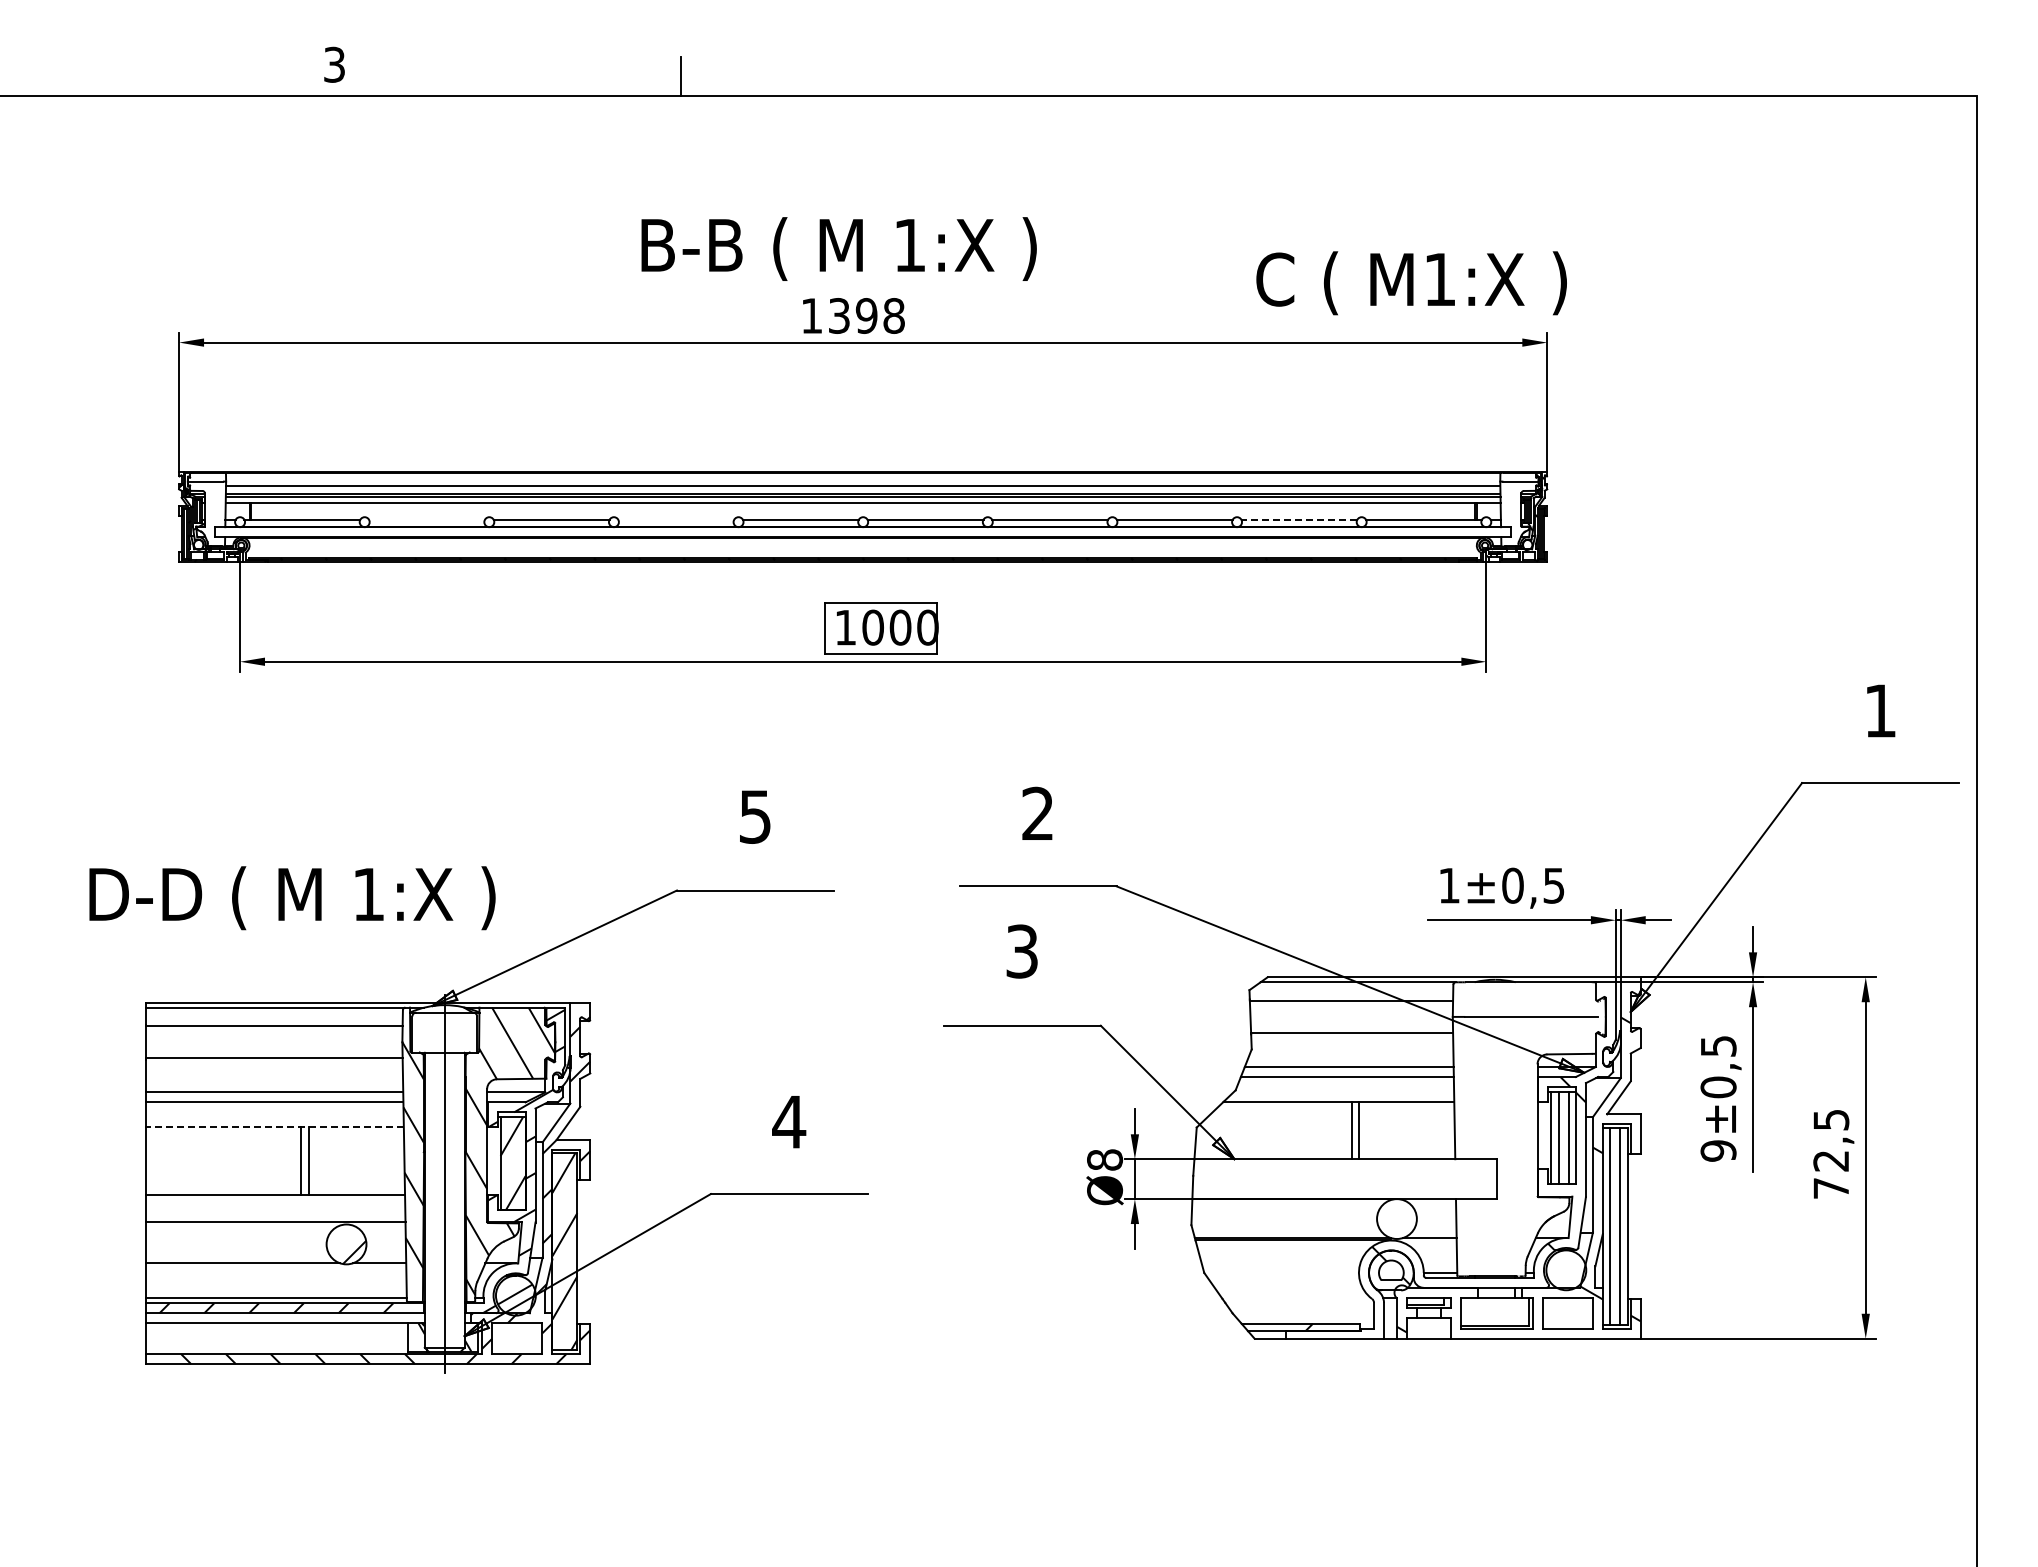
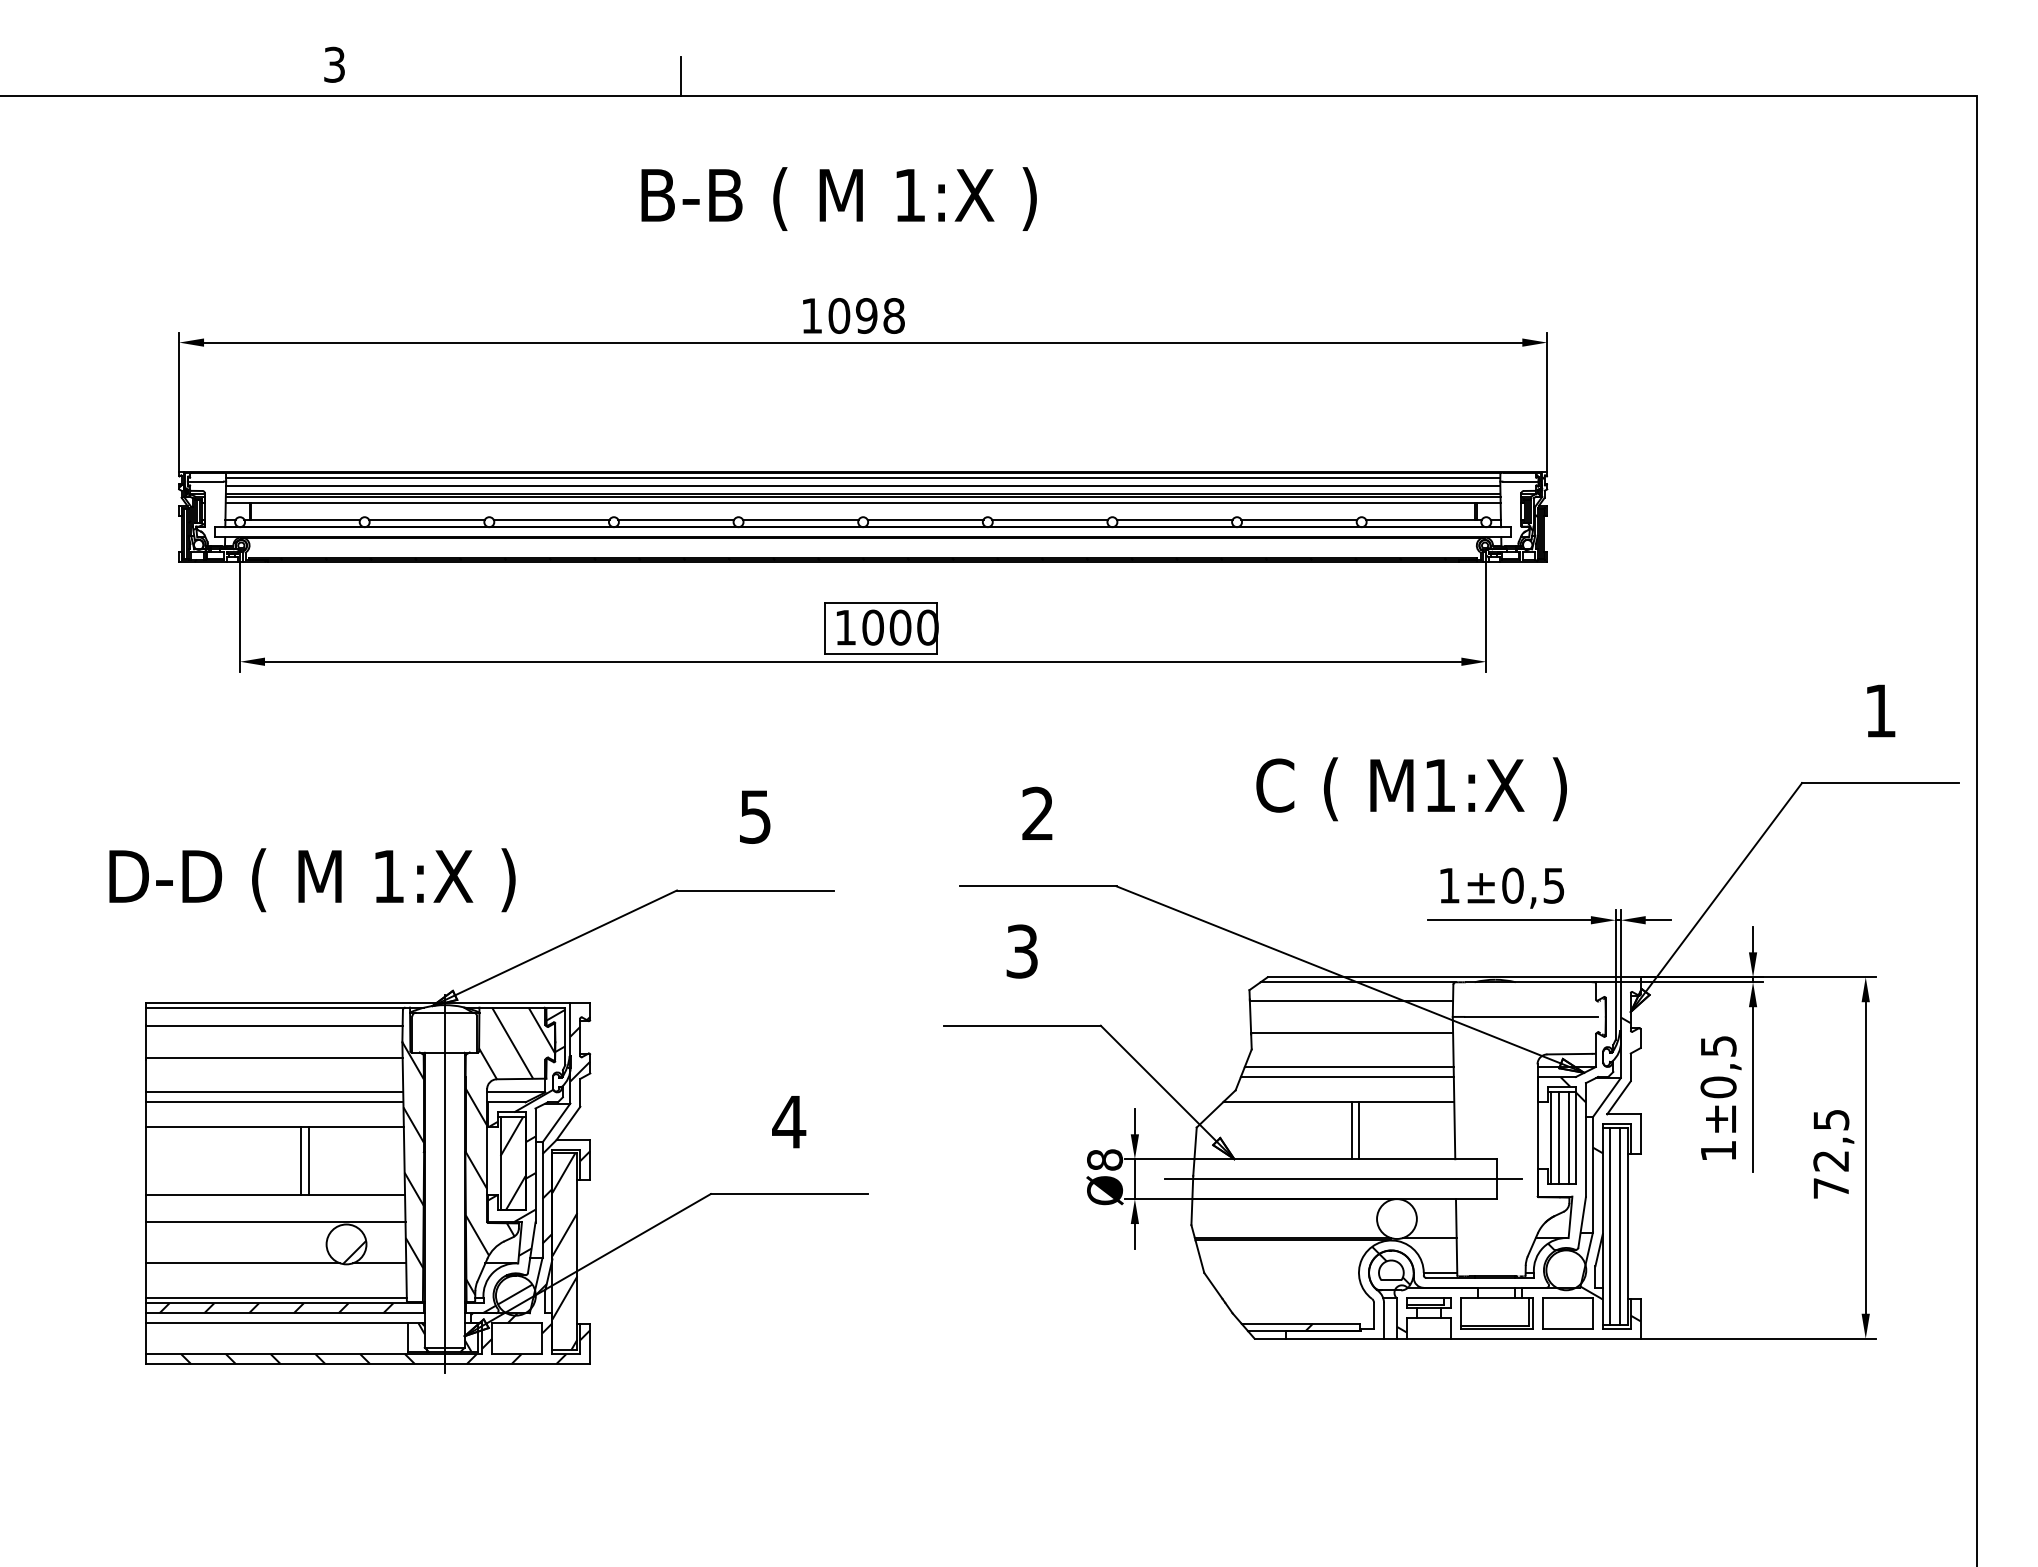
text position: (838, 248) -> (838, 198) (838, 198)
text position: (1411, 283) -> (1411, 789) (1411, 789)
text: 1398 -> 1098 (839, 315)
line: none -> present (863, 477)
line: none -> present (427, 519)
line: none -> present (676, 519)
line: dashed -> solid (1299, 519)
text position: (292, 898) -> (312, 880) (312, 880)
line: dashed -> solid (275, 1127)
text: 9 -> 1 (1718, 1150)
line: none -> present (1343, 1179)
